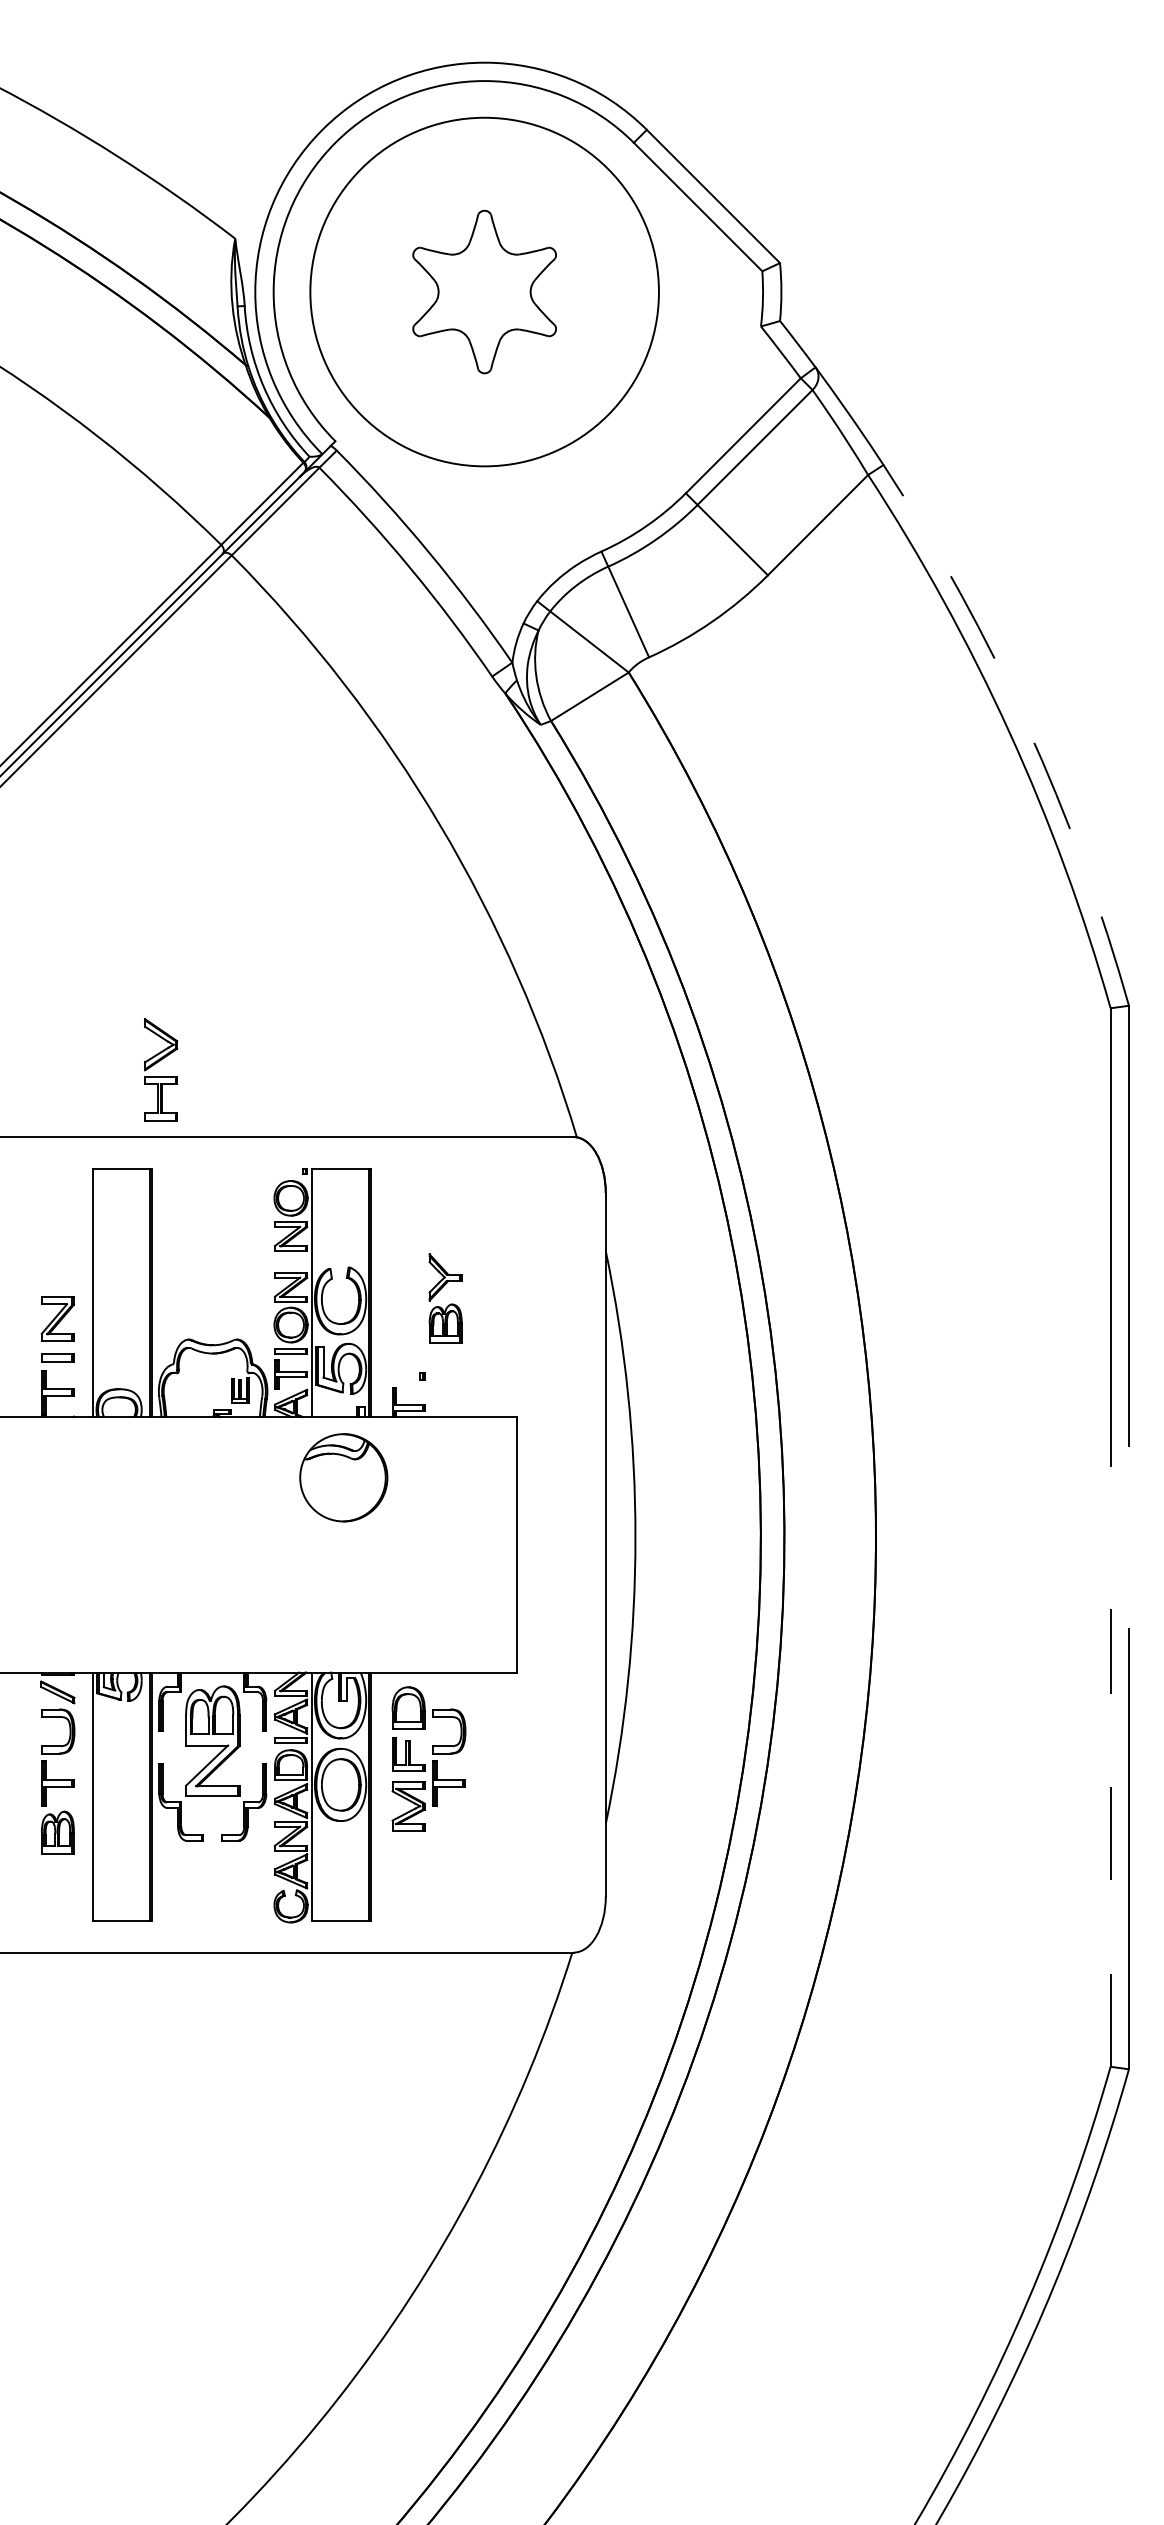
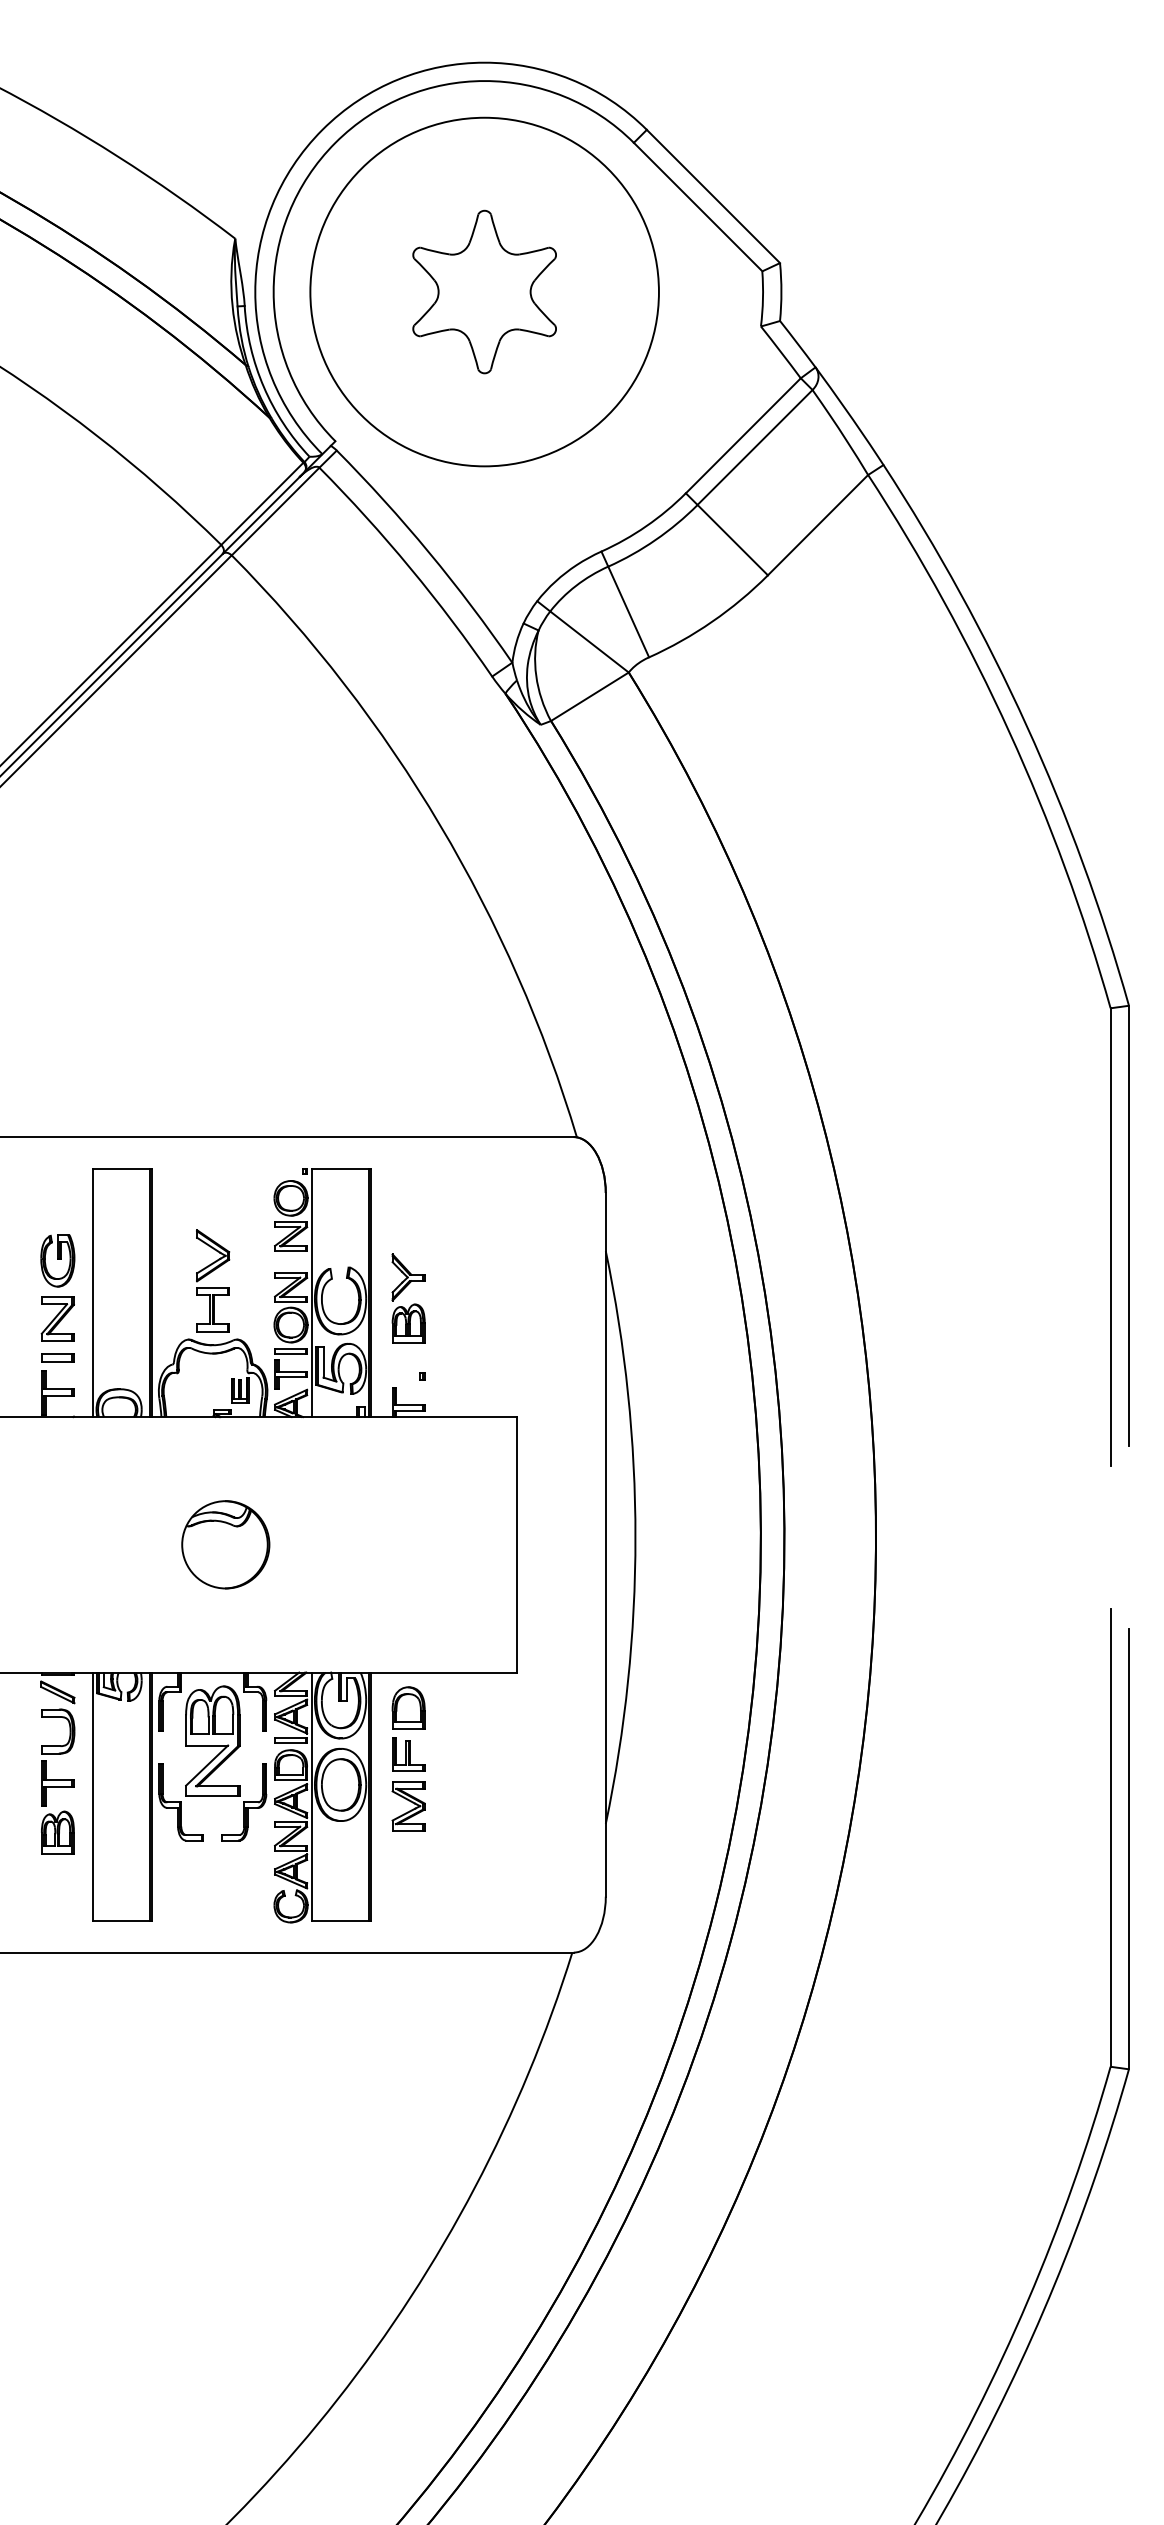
arc: dashed -> solid (1026, 726)
part position: (161, 1076) -> (213, 1287) (213, 1287)
part: none -> present (57, 1260)
part position: (448, 1304) -> (411, 1304) (411, 1304)
part position: (343, 1477) -> (225, 1544) (225, 1544)
part: present -> none (449, 1757)
line: dashed -> solid (1110, 1837)
